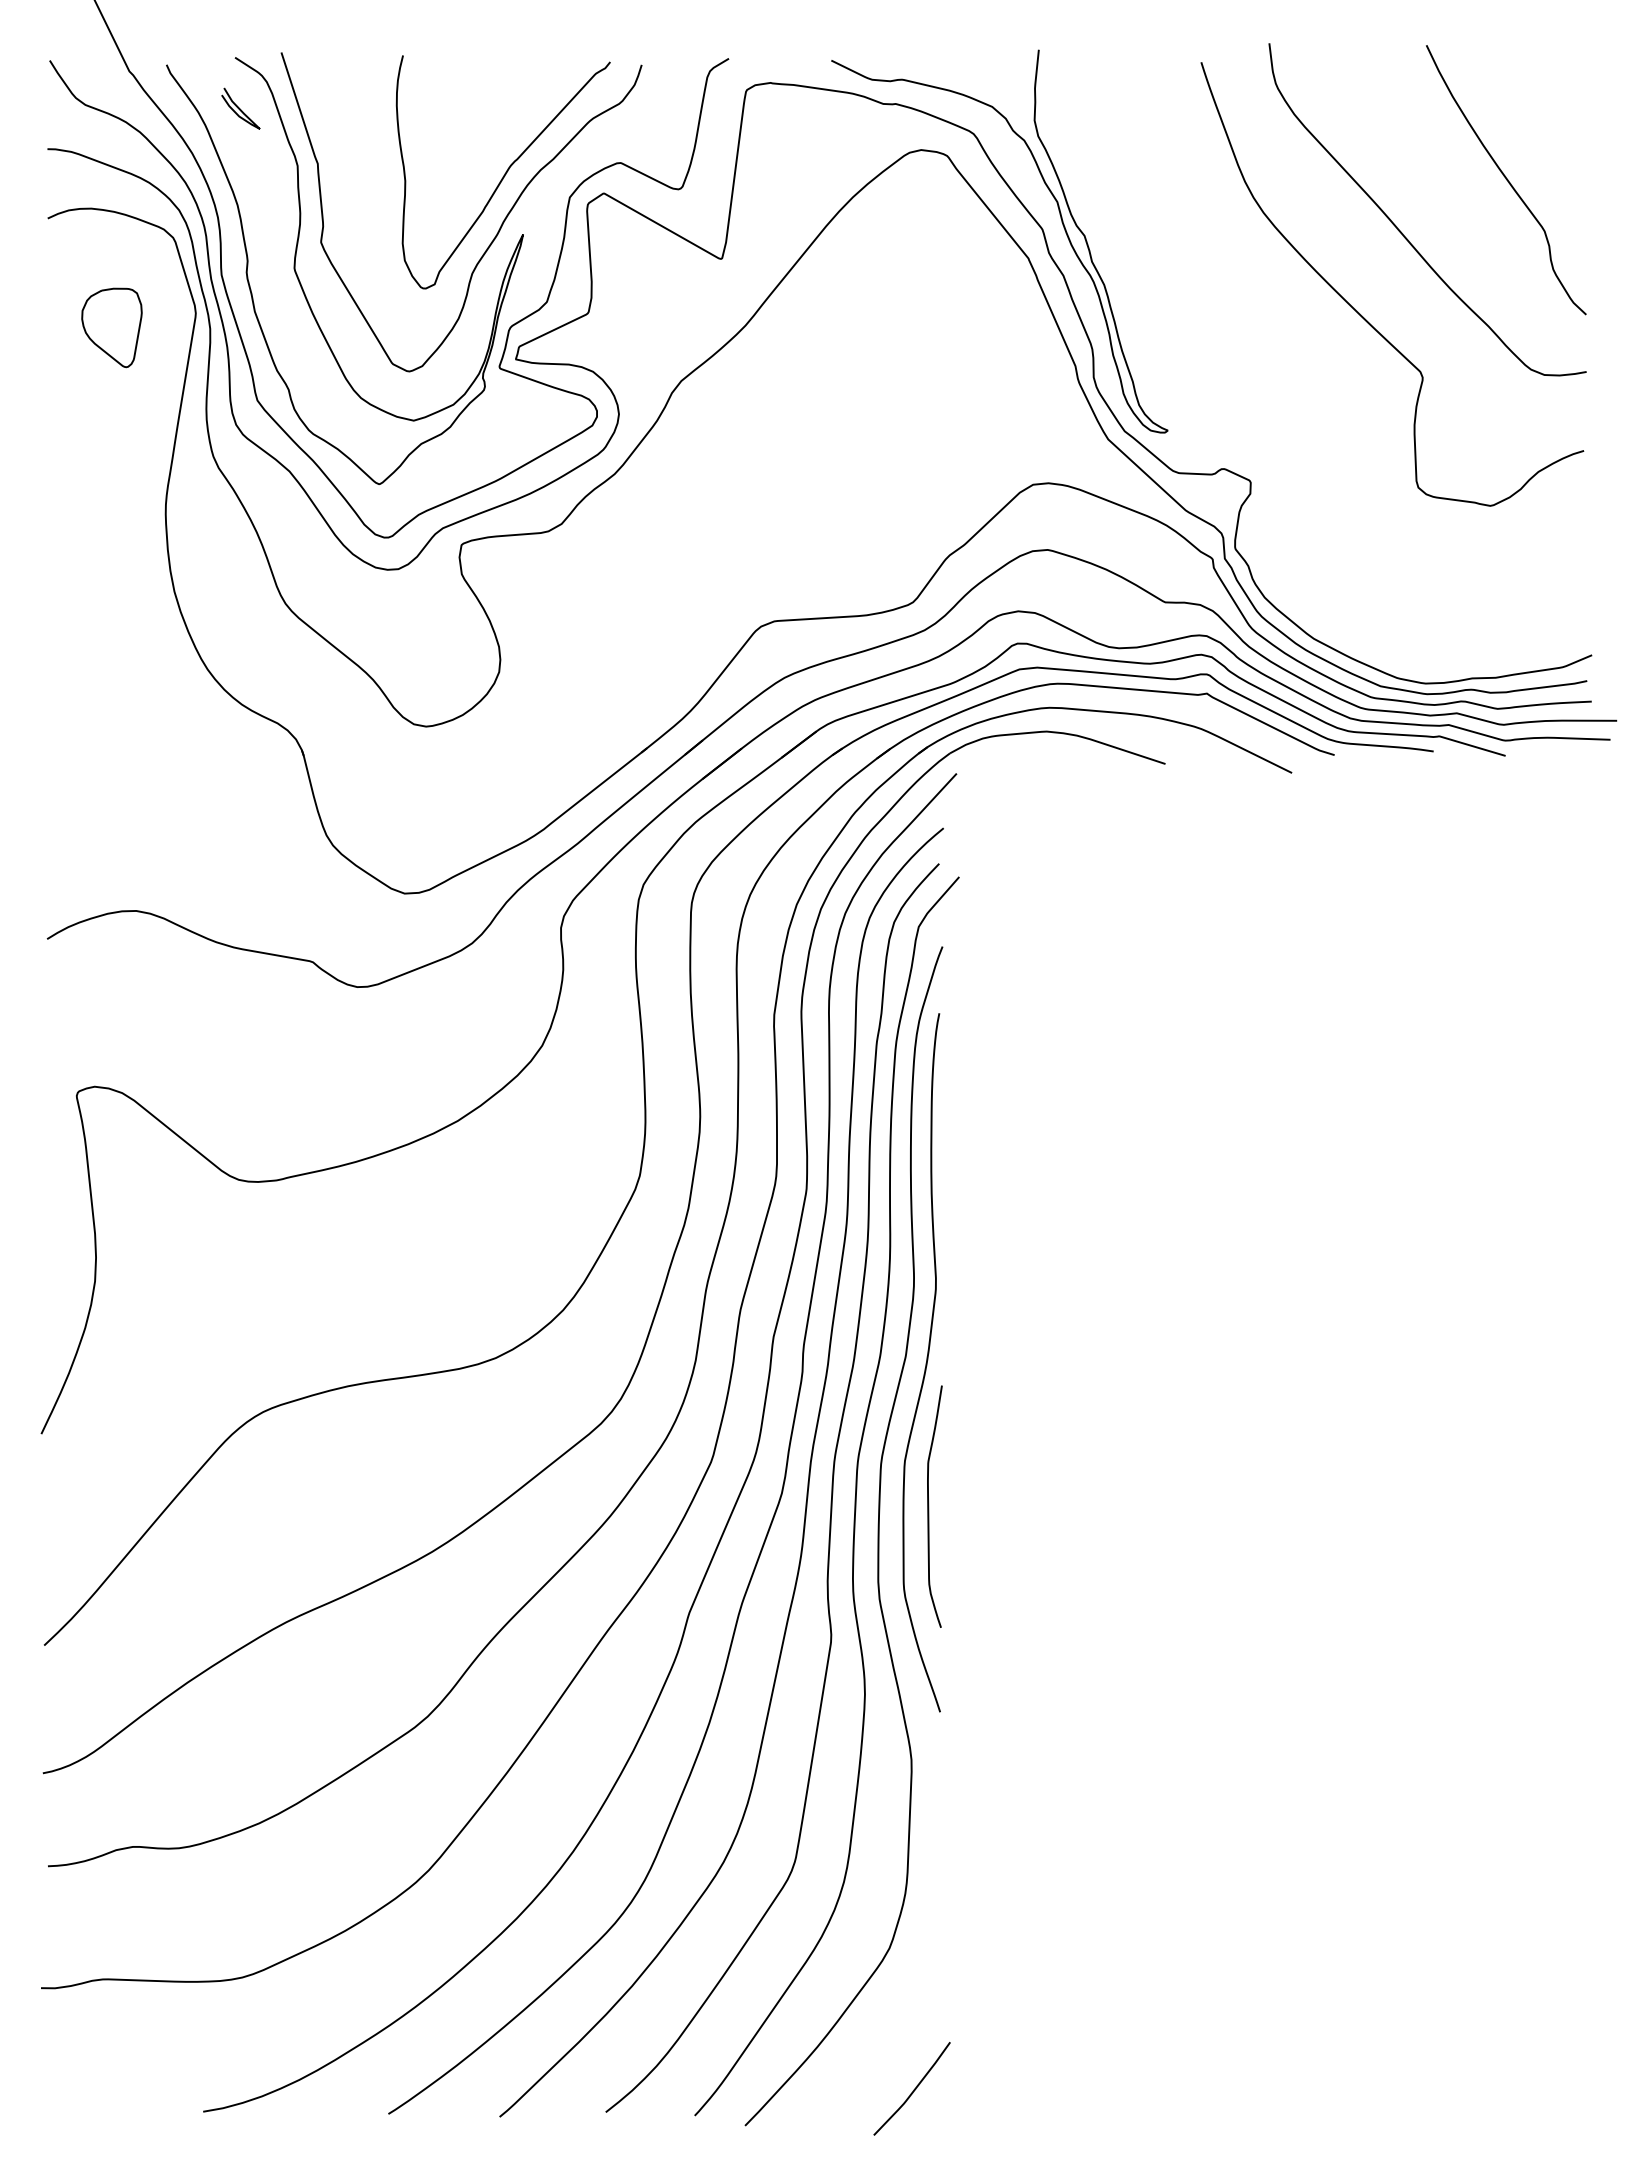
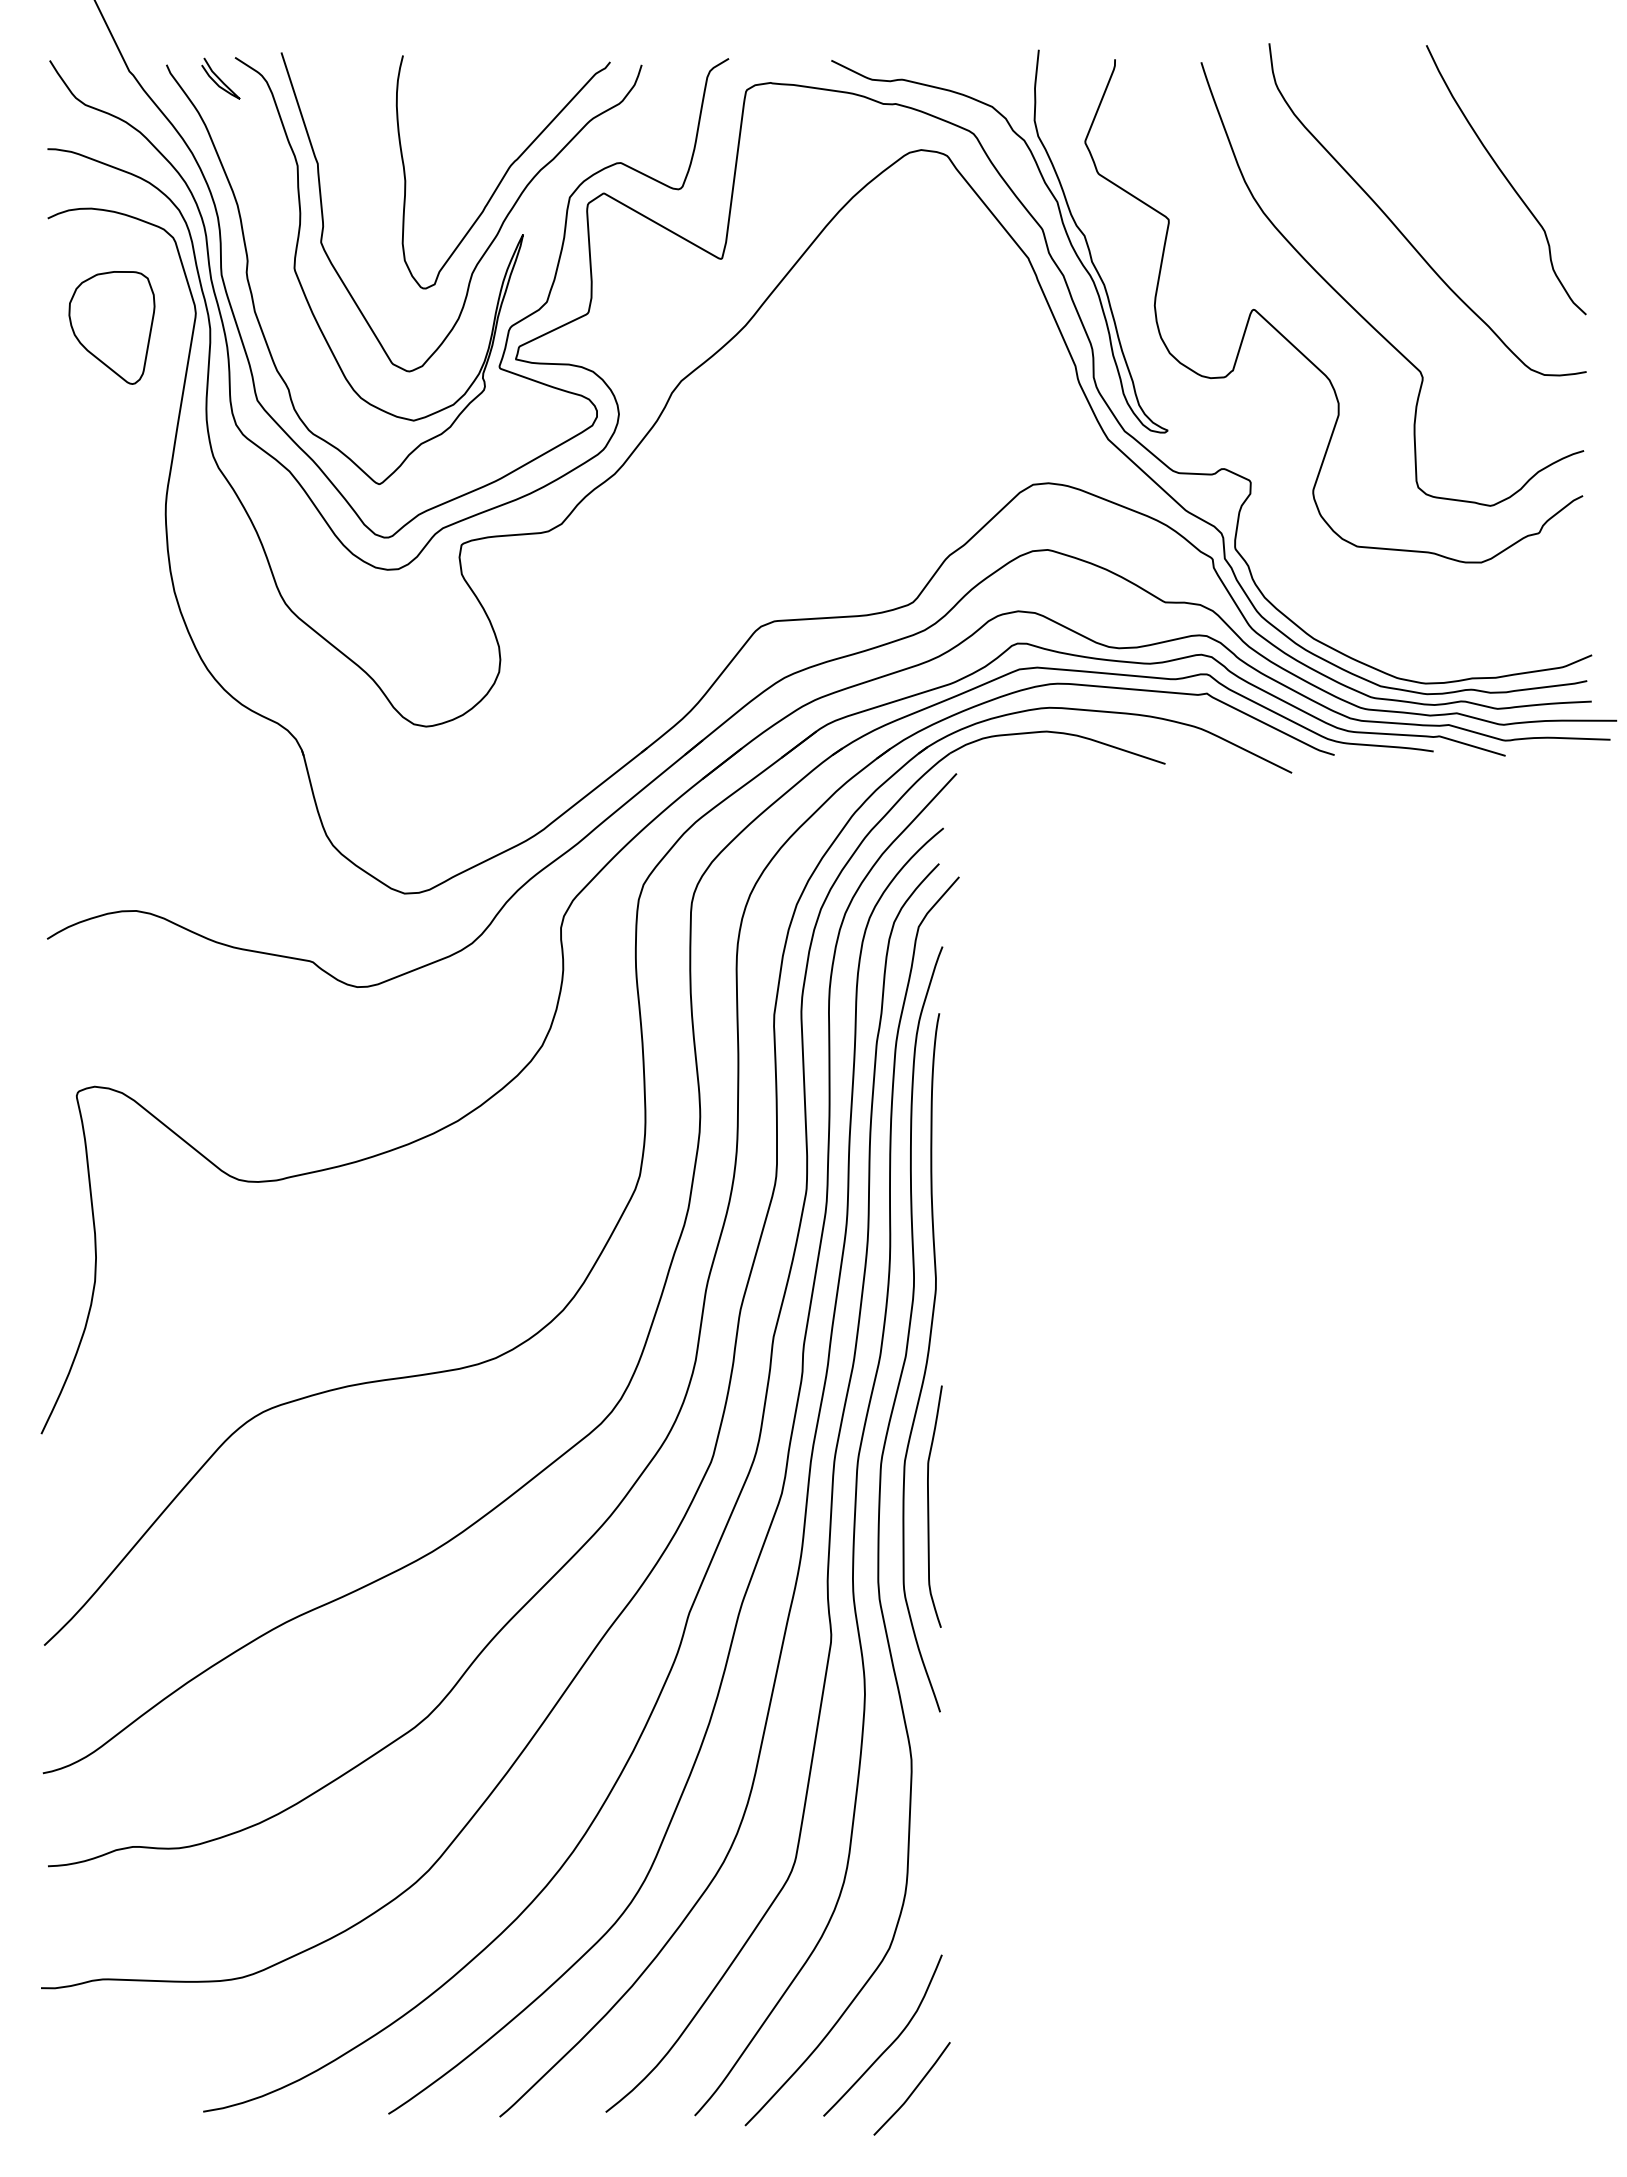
curve position: (240, 108) -> (220, 78) (220, 78)
part size: 62x82 px -> 88x114 px (111, 327)
curve: none -> present (1300, 350)
curve: none -> present (890, 2043)
